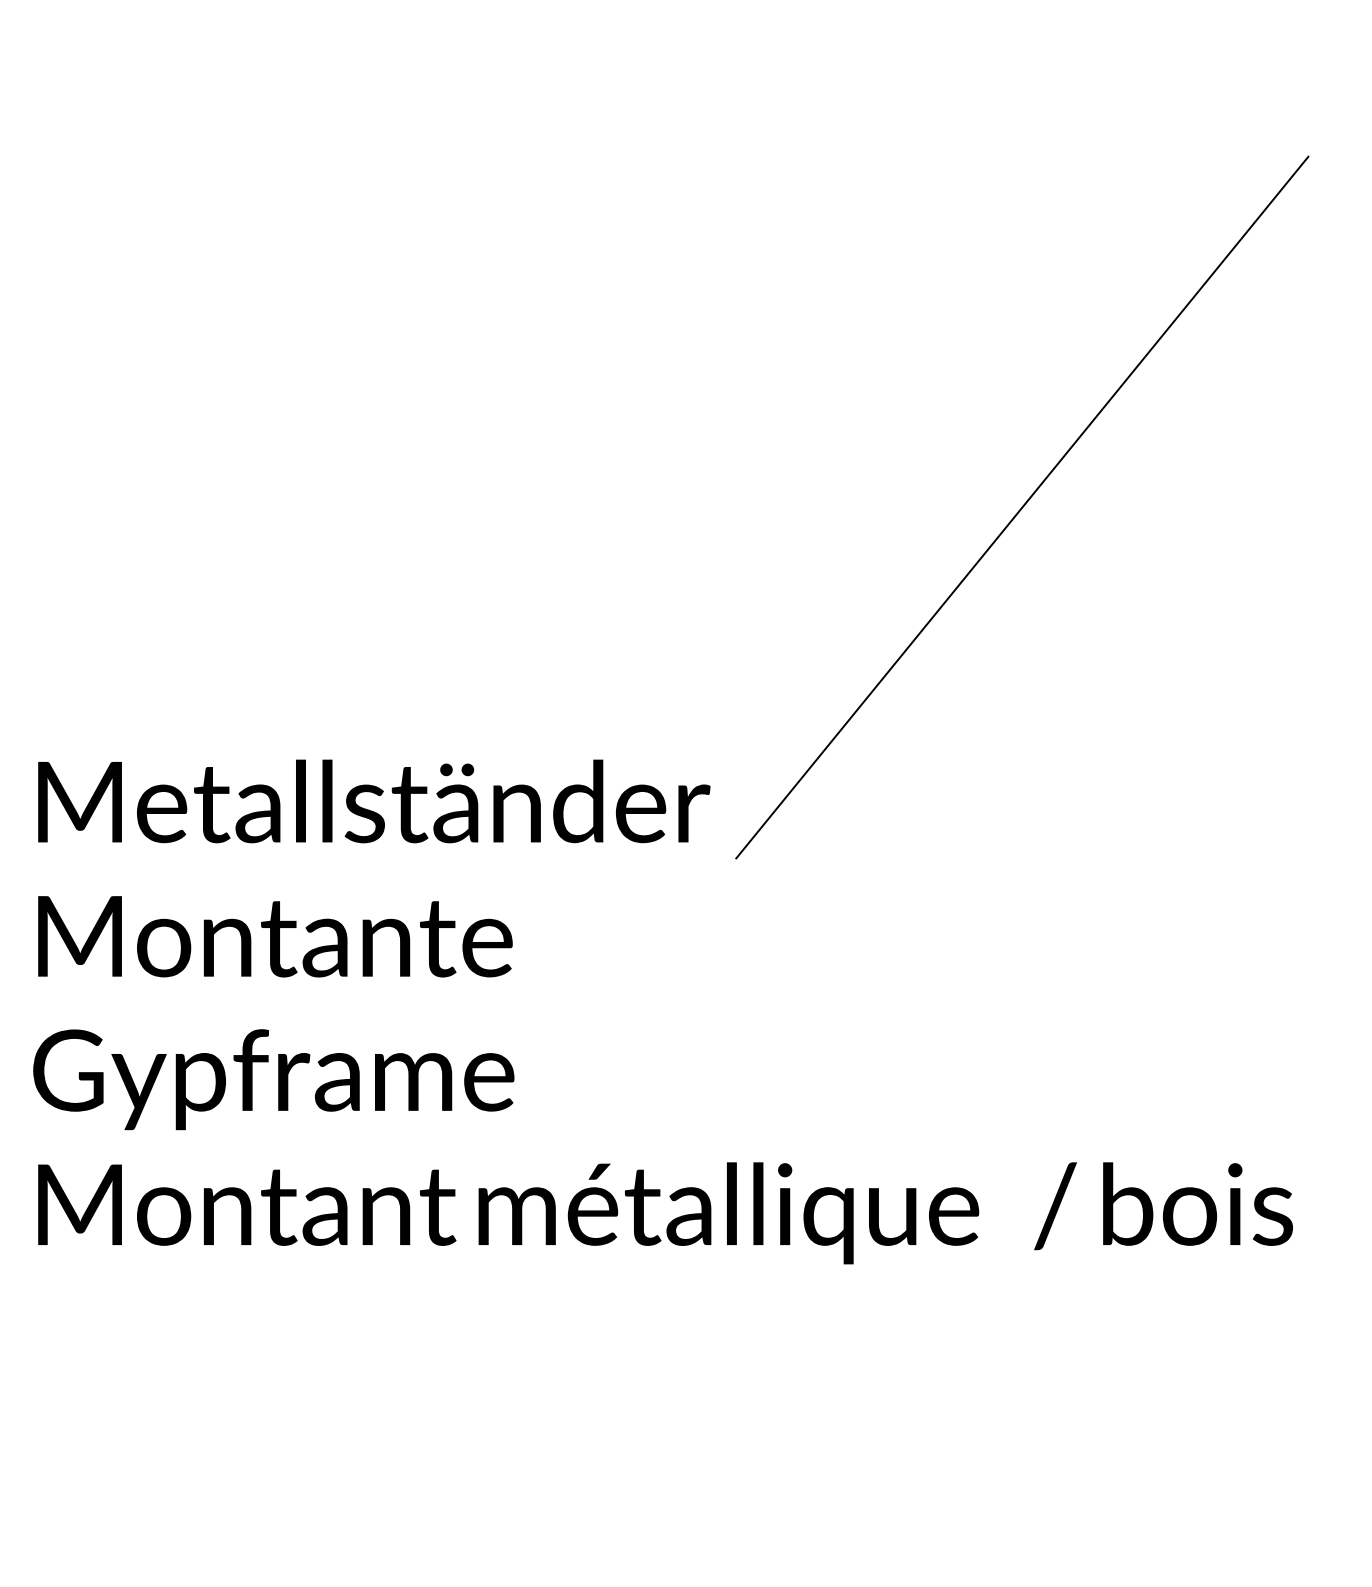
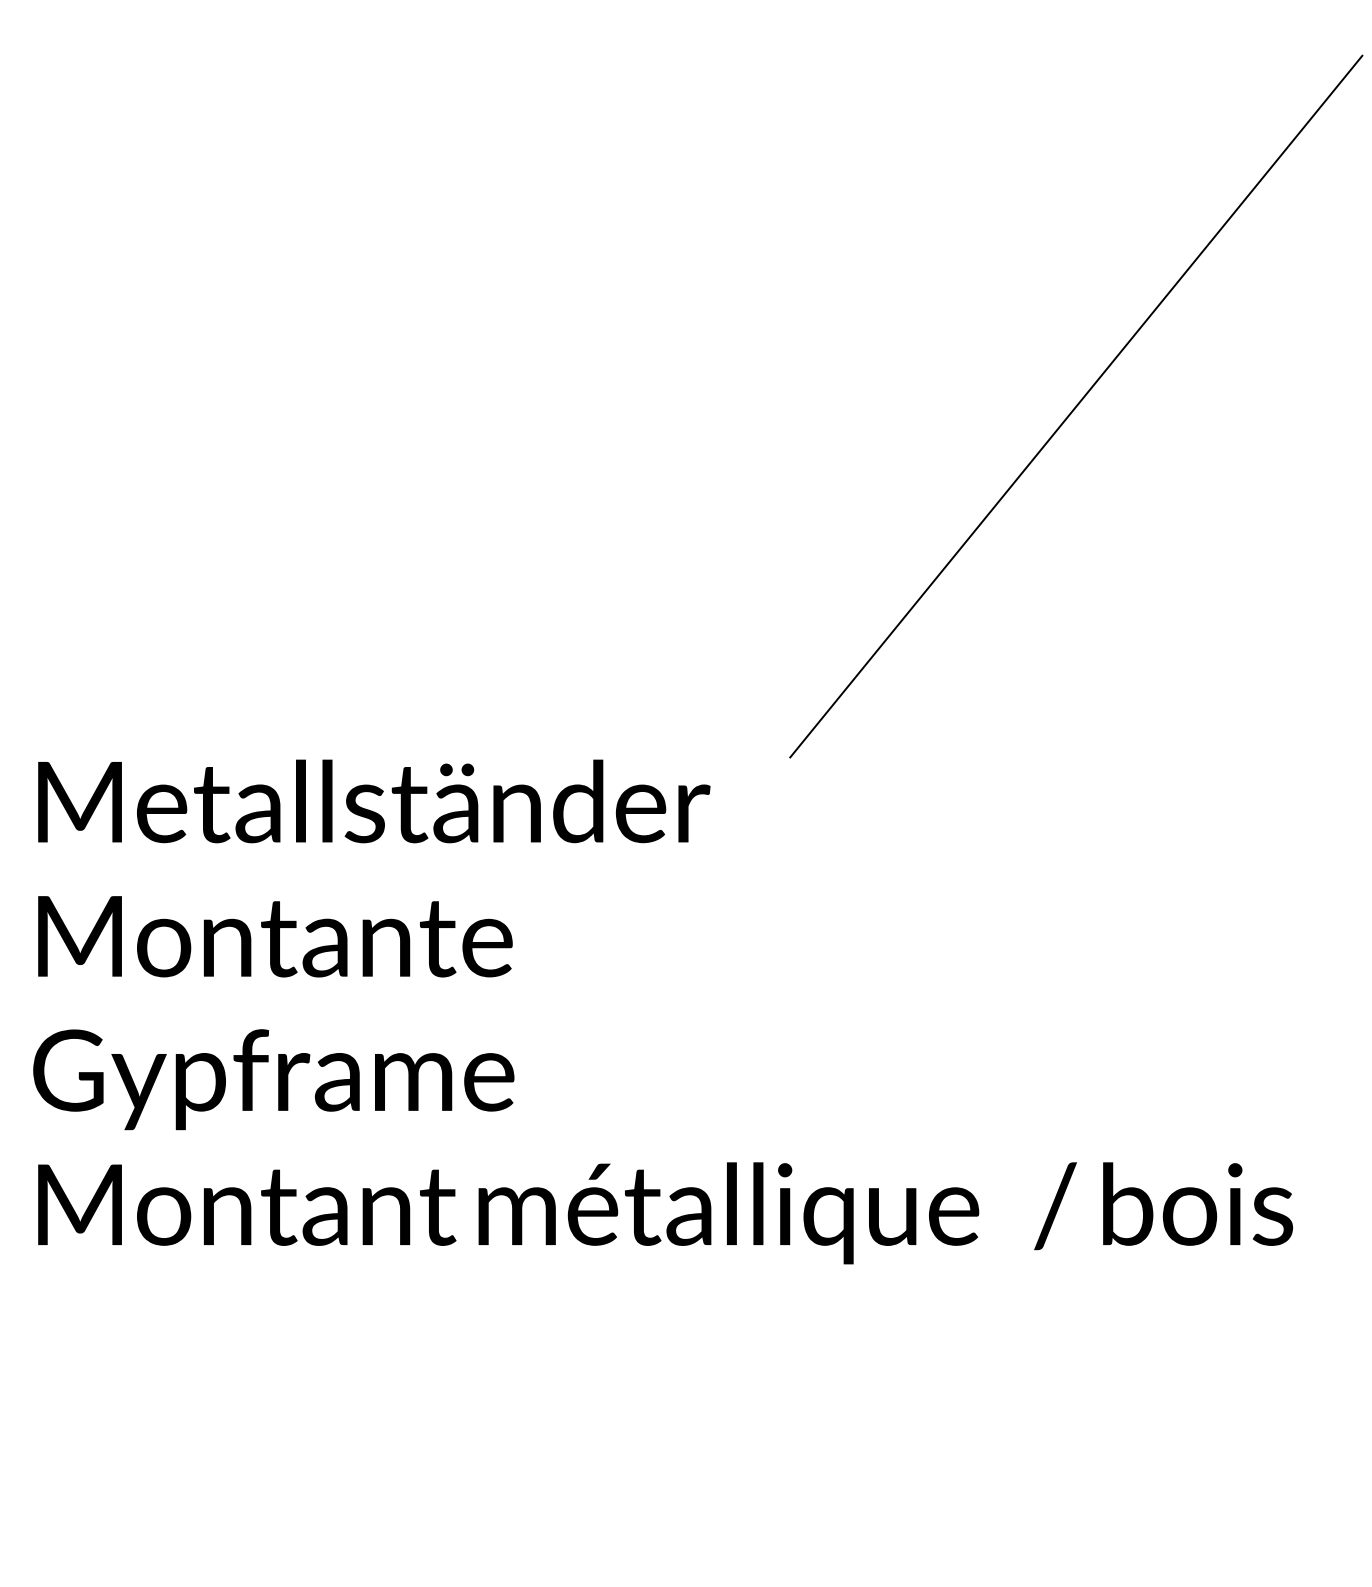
line position: (1022, 507) -> (1076, 406) (1076, 406)
